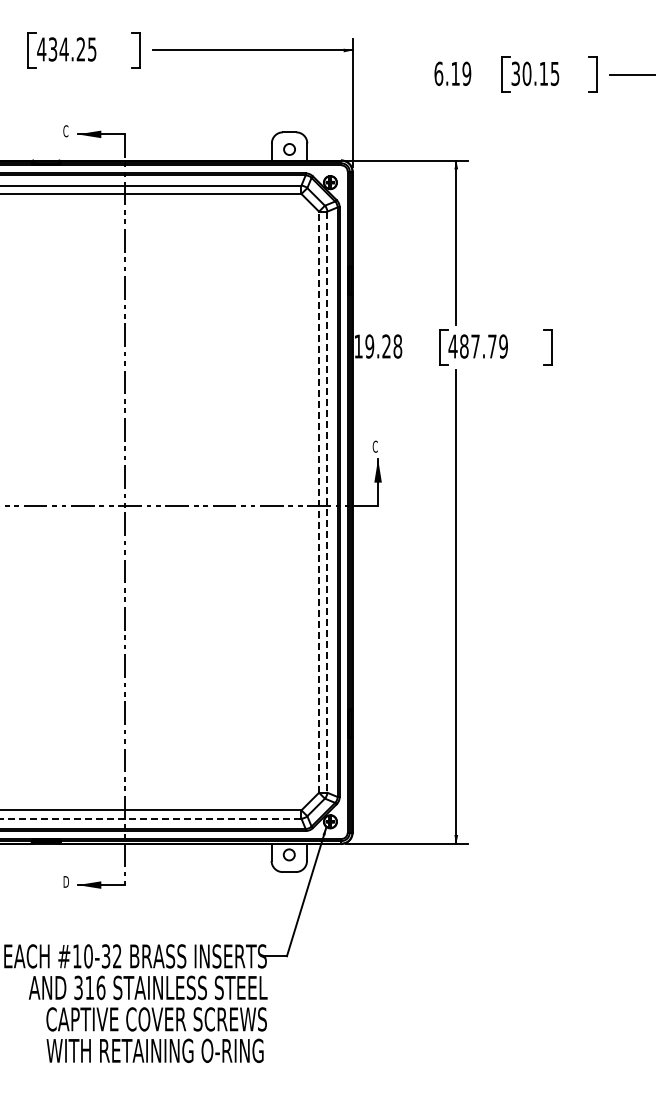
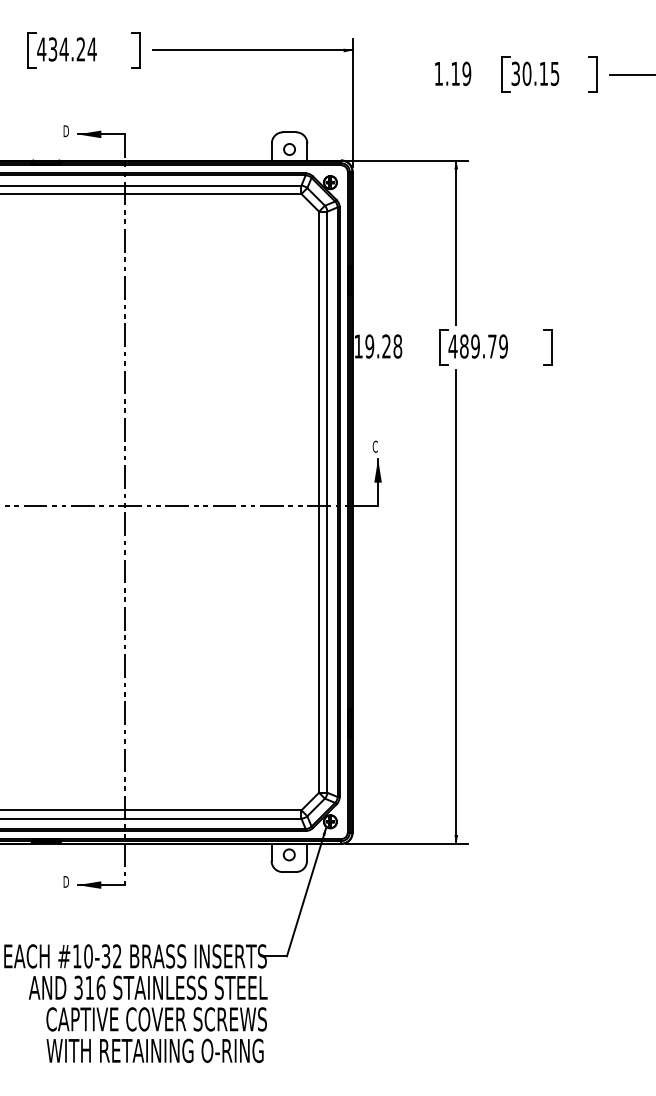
text: 434.25 -> 434.24 (91, 49)
text: 6.19 -> 1.19 (438, 73)
text: C -> D (65, 131)
text: 487.79 -> 489.79 (475, 346)
line: dashed -> solid (319, 502)
line: dashed -> solid (327, 502)
line: dashed -> solid (150, 818)
